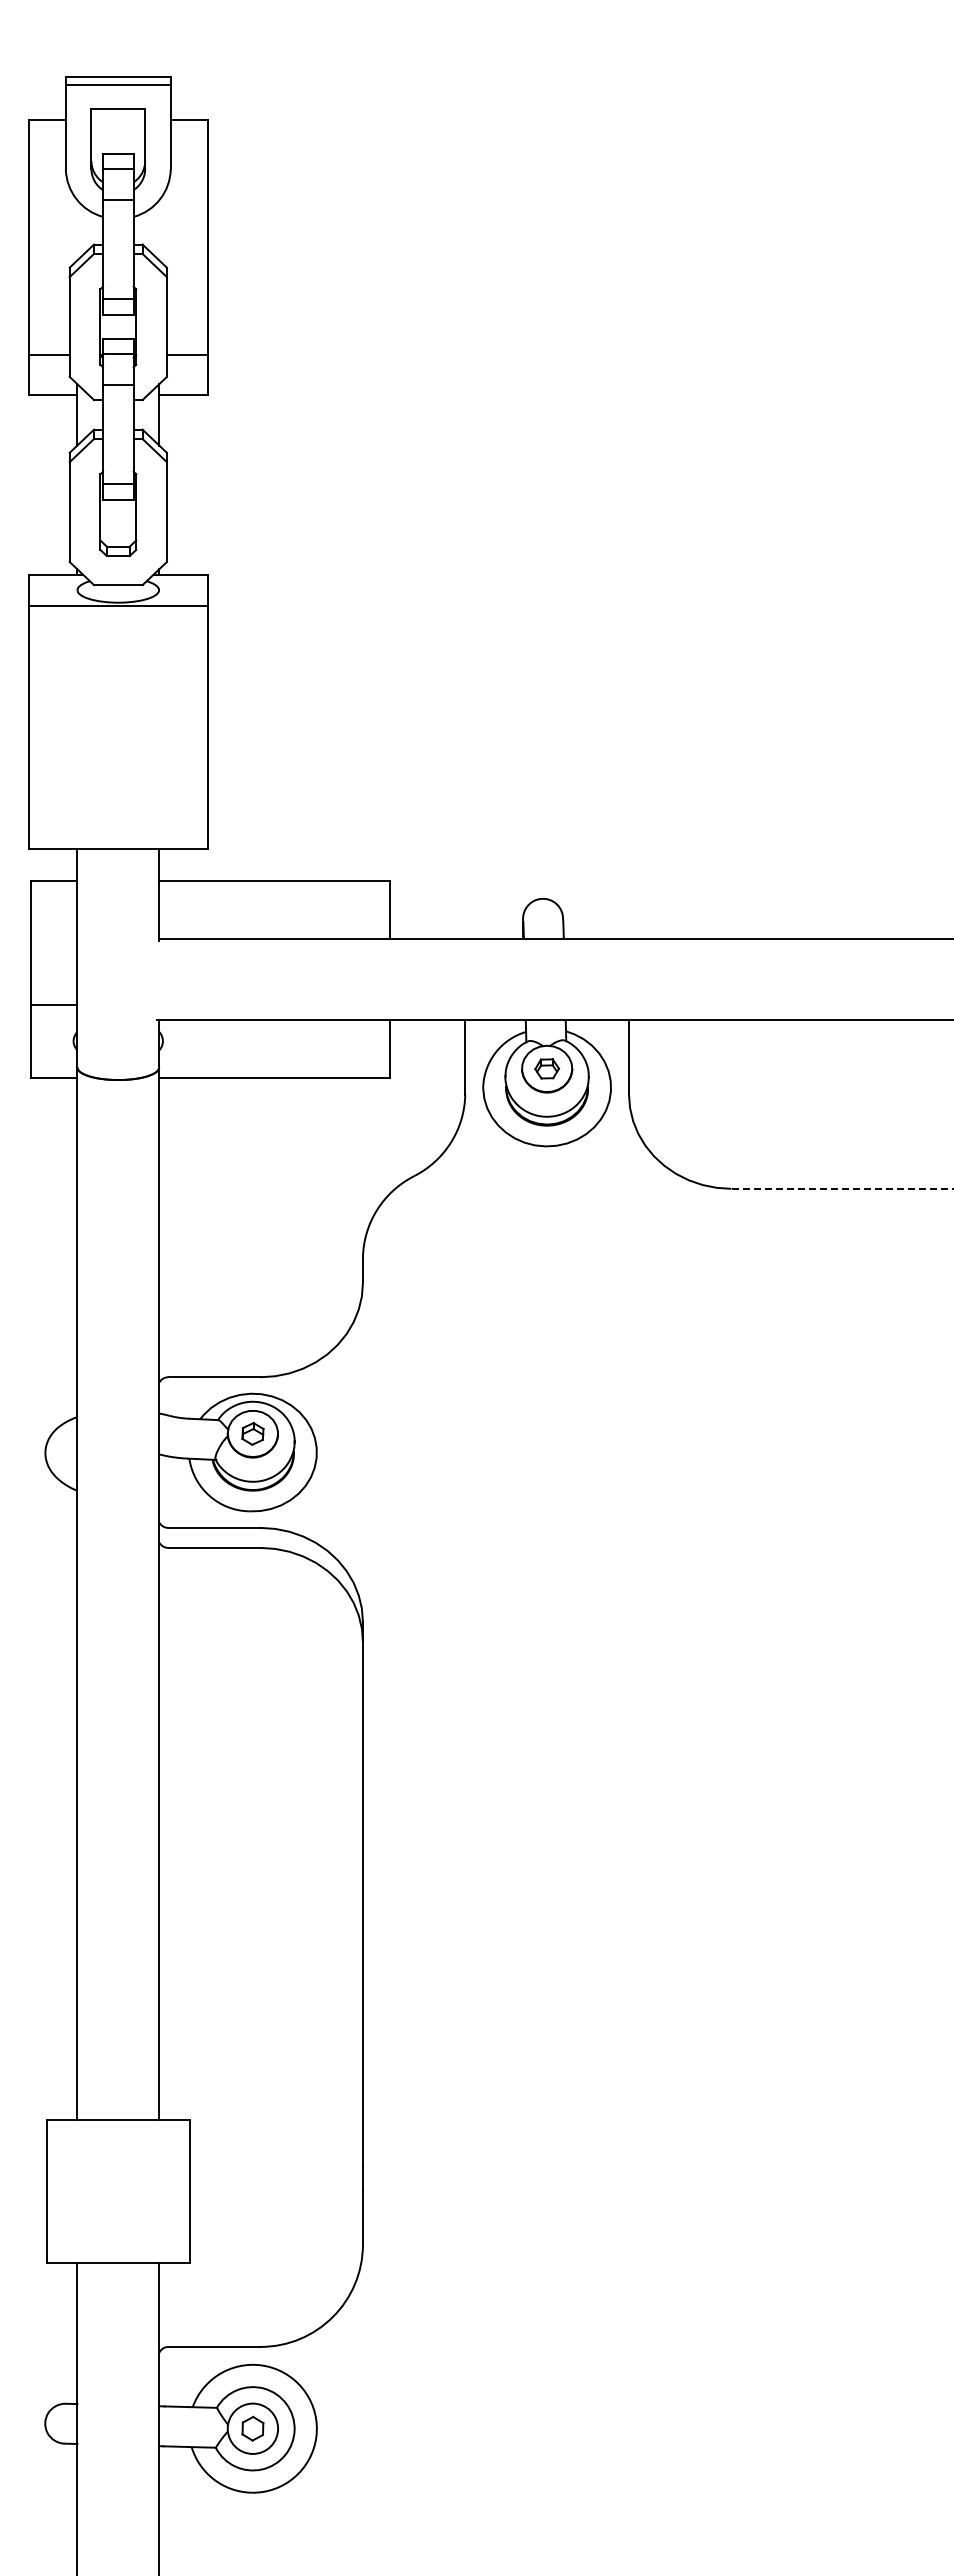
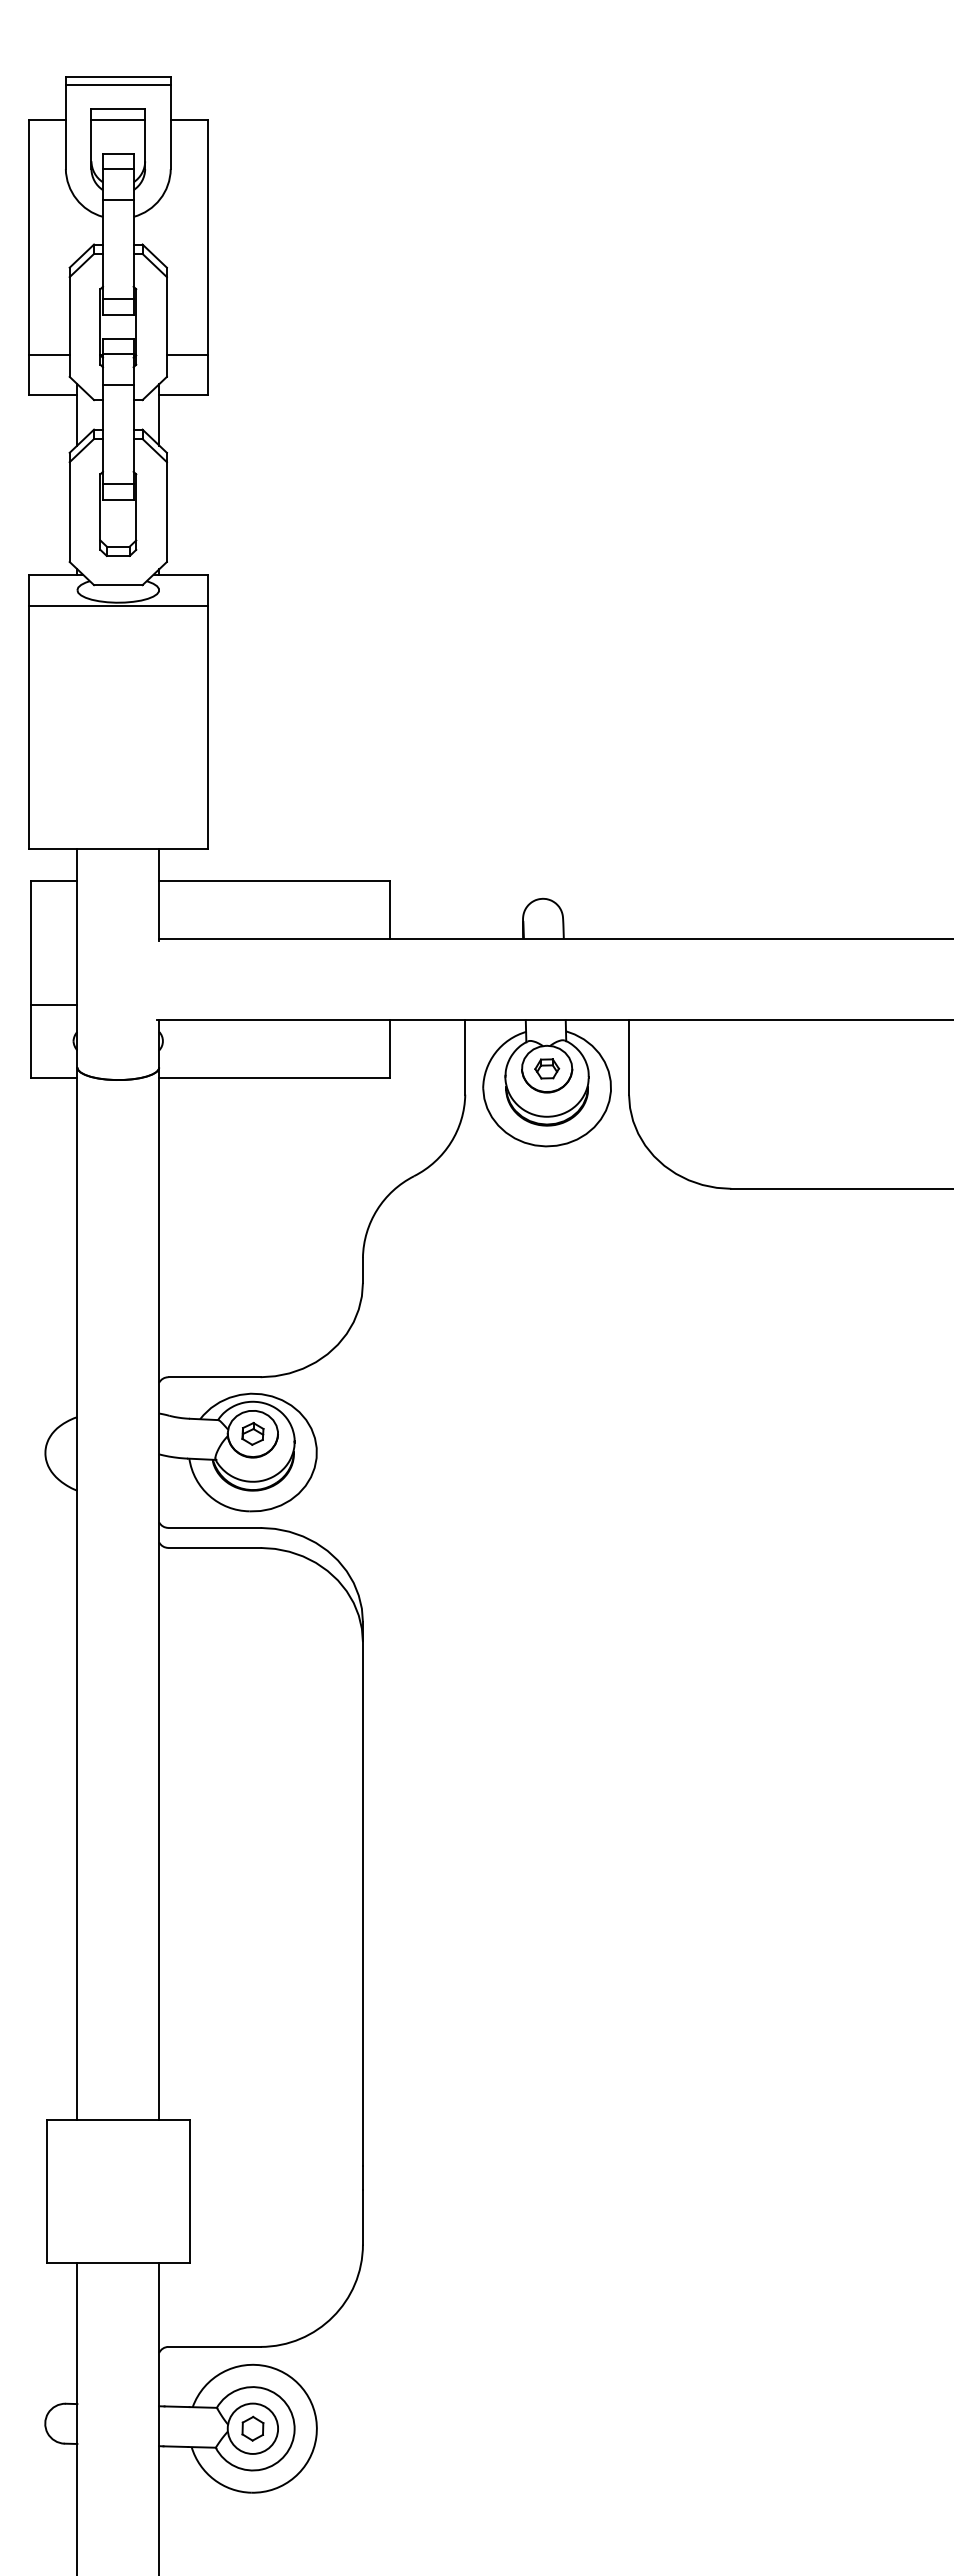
line: none -> present (118, 119)
line: dashed -> solid (842, 1188)
